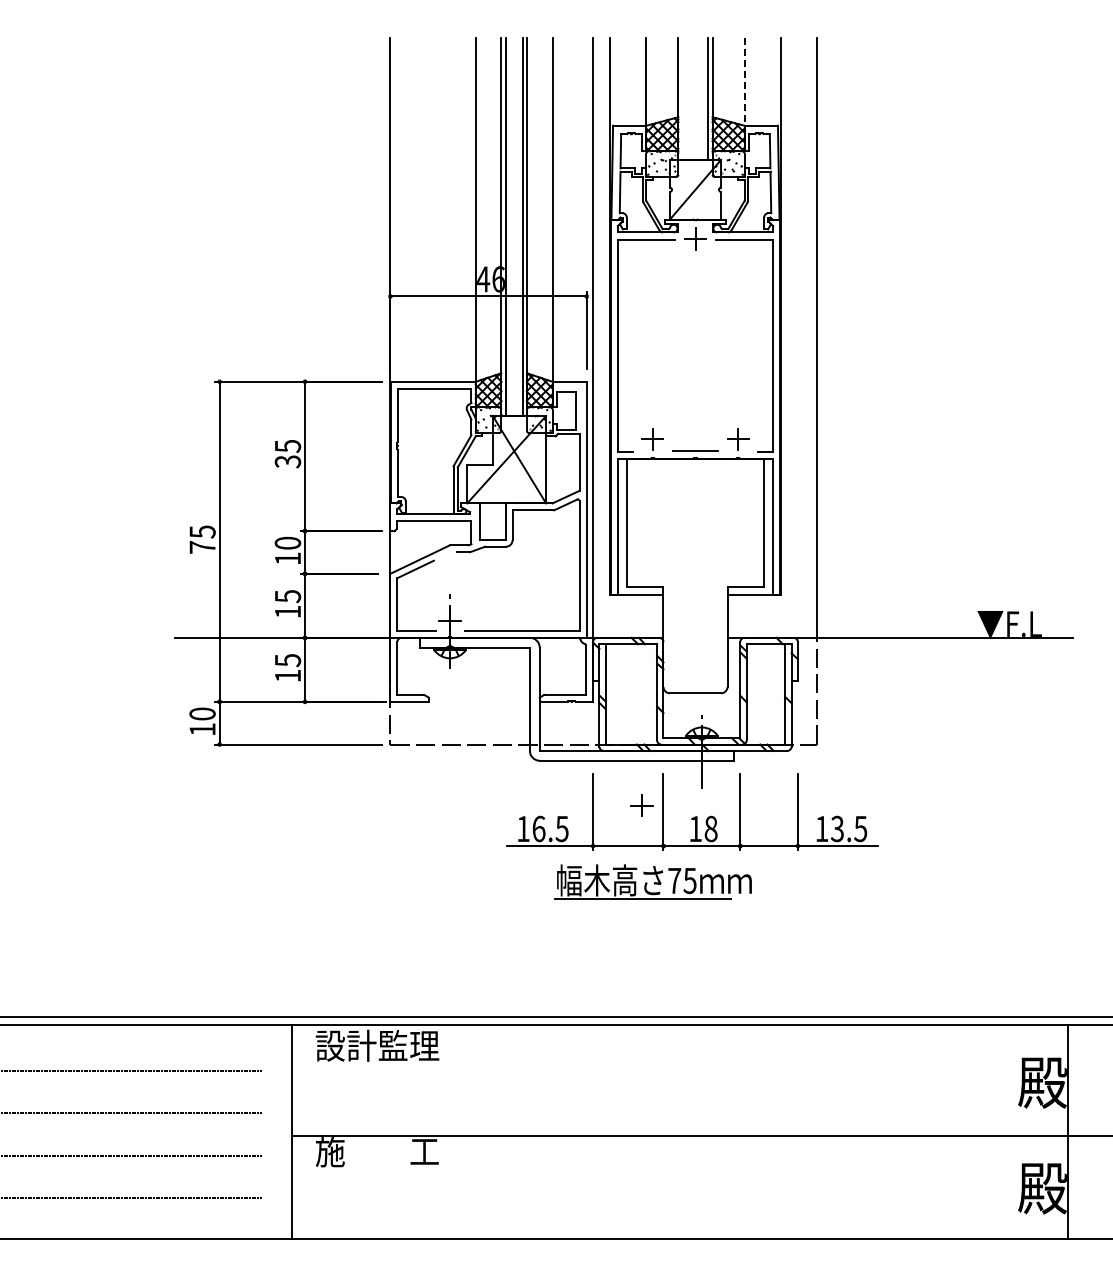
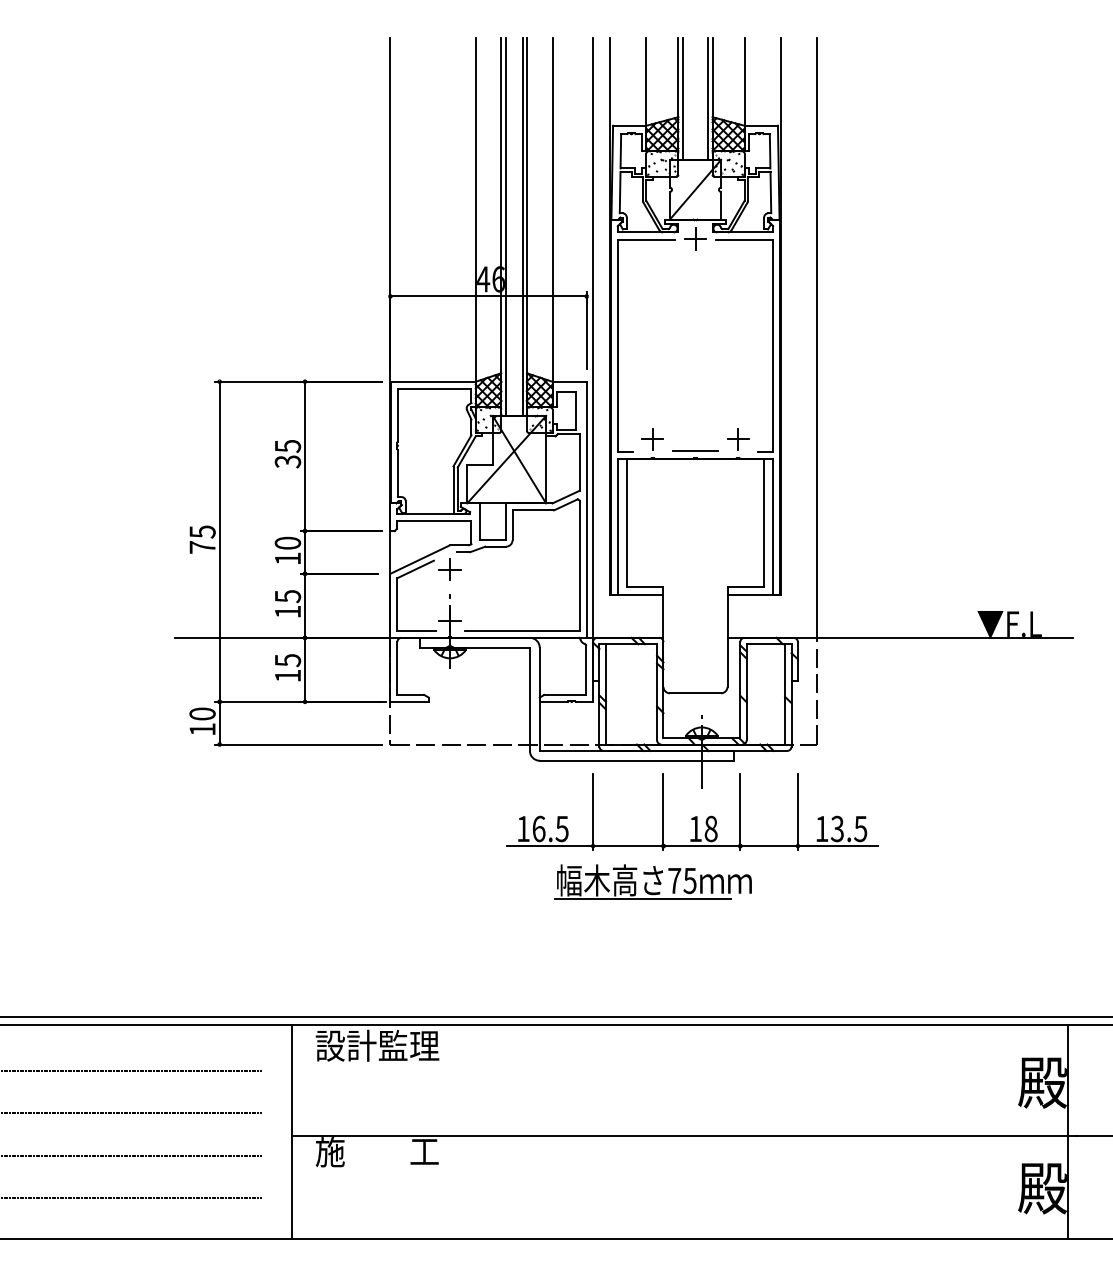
line: dashed -> solid (744, 82)
line: none -> present (682, 98)
part position: (641, 805) -> (449, 569) (449, 569)
